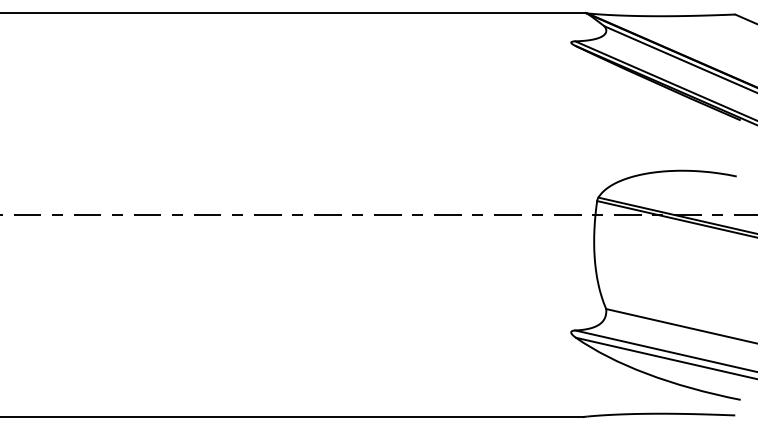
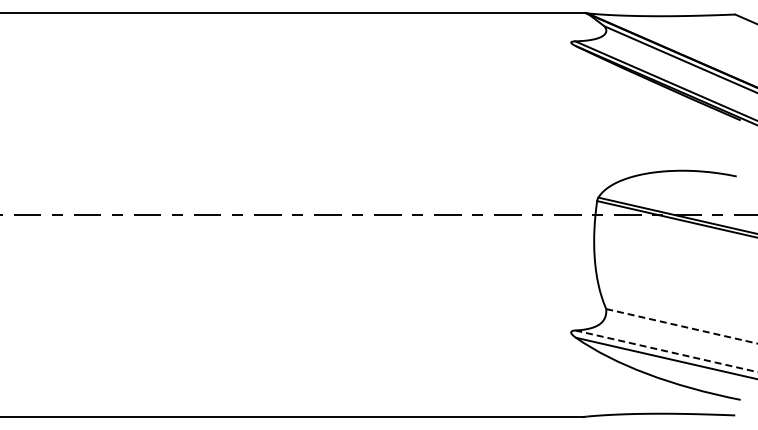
line: solid -> dashed (681, 326)
line: solid -> dashed (666, 351)
